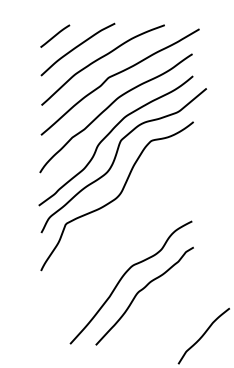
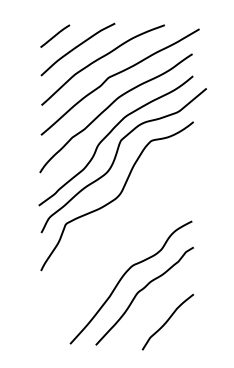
curve position: (203, 335) -> (167, 321) (167, 321)
